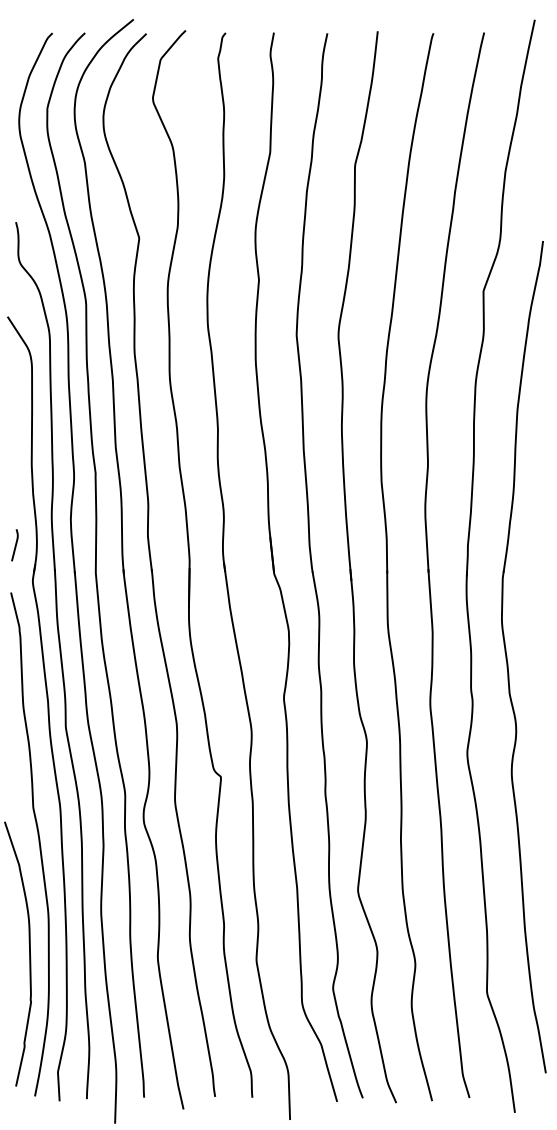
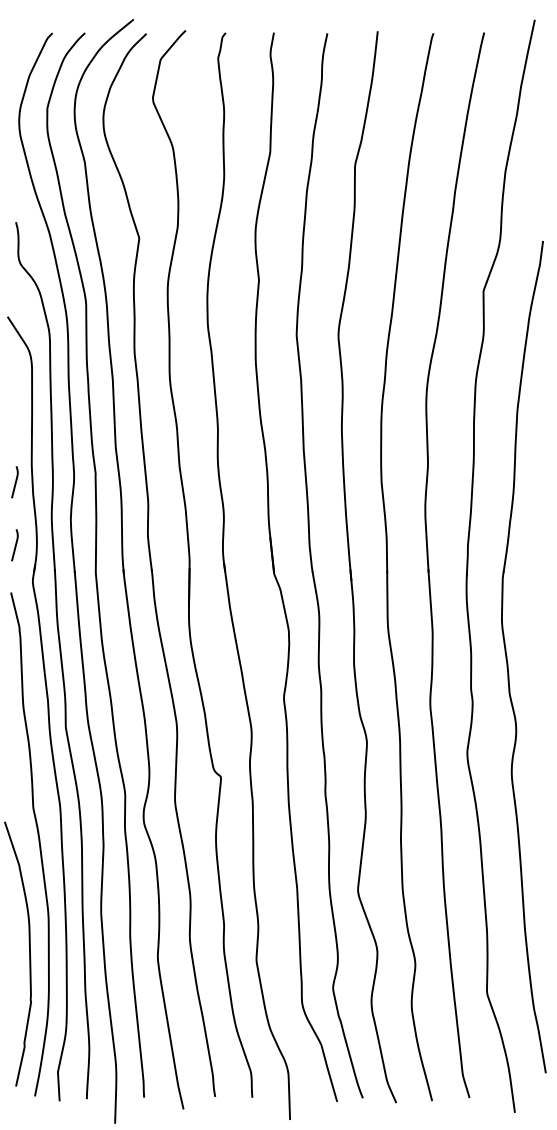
curve: none -> present (15, 482)
